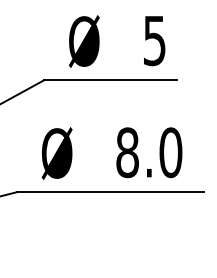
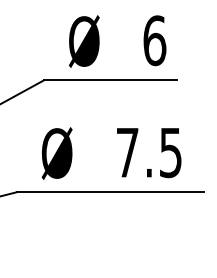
text: 5 -> 6 (154, 40)
text: 8.0 -> 7.5 (149, 152)
